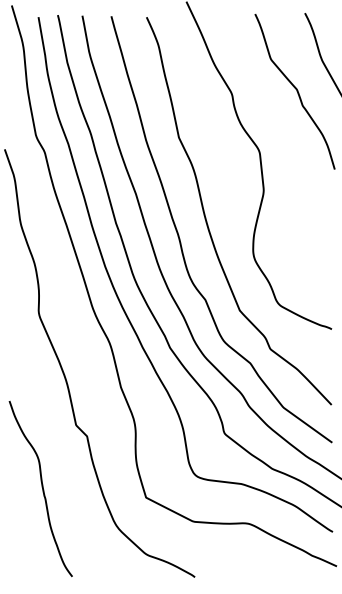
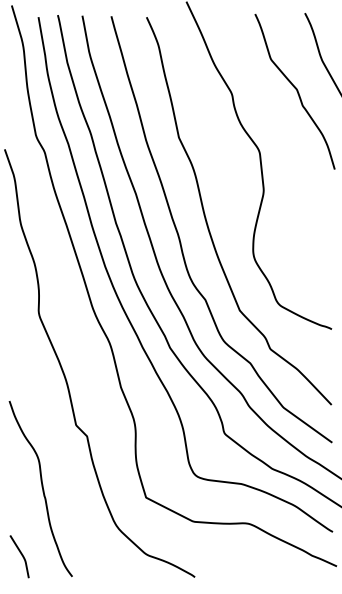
curve: none -> present (20, 554)
